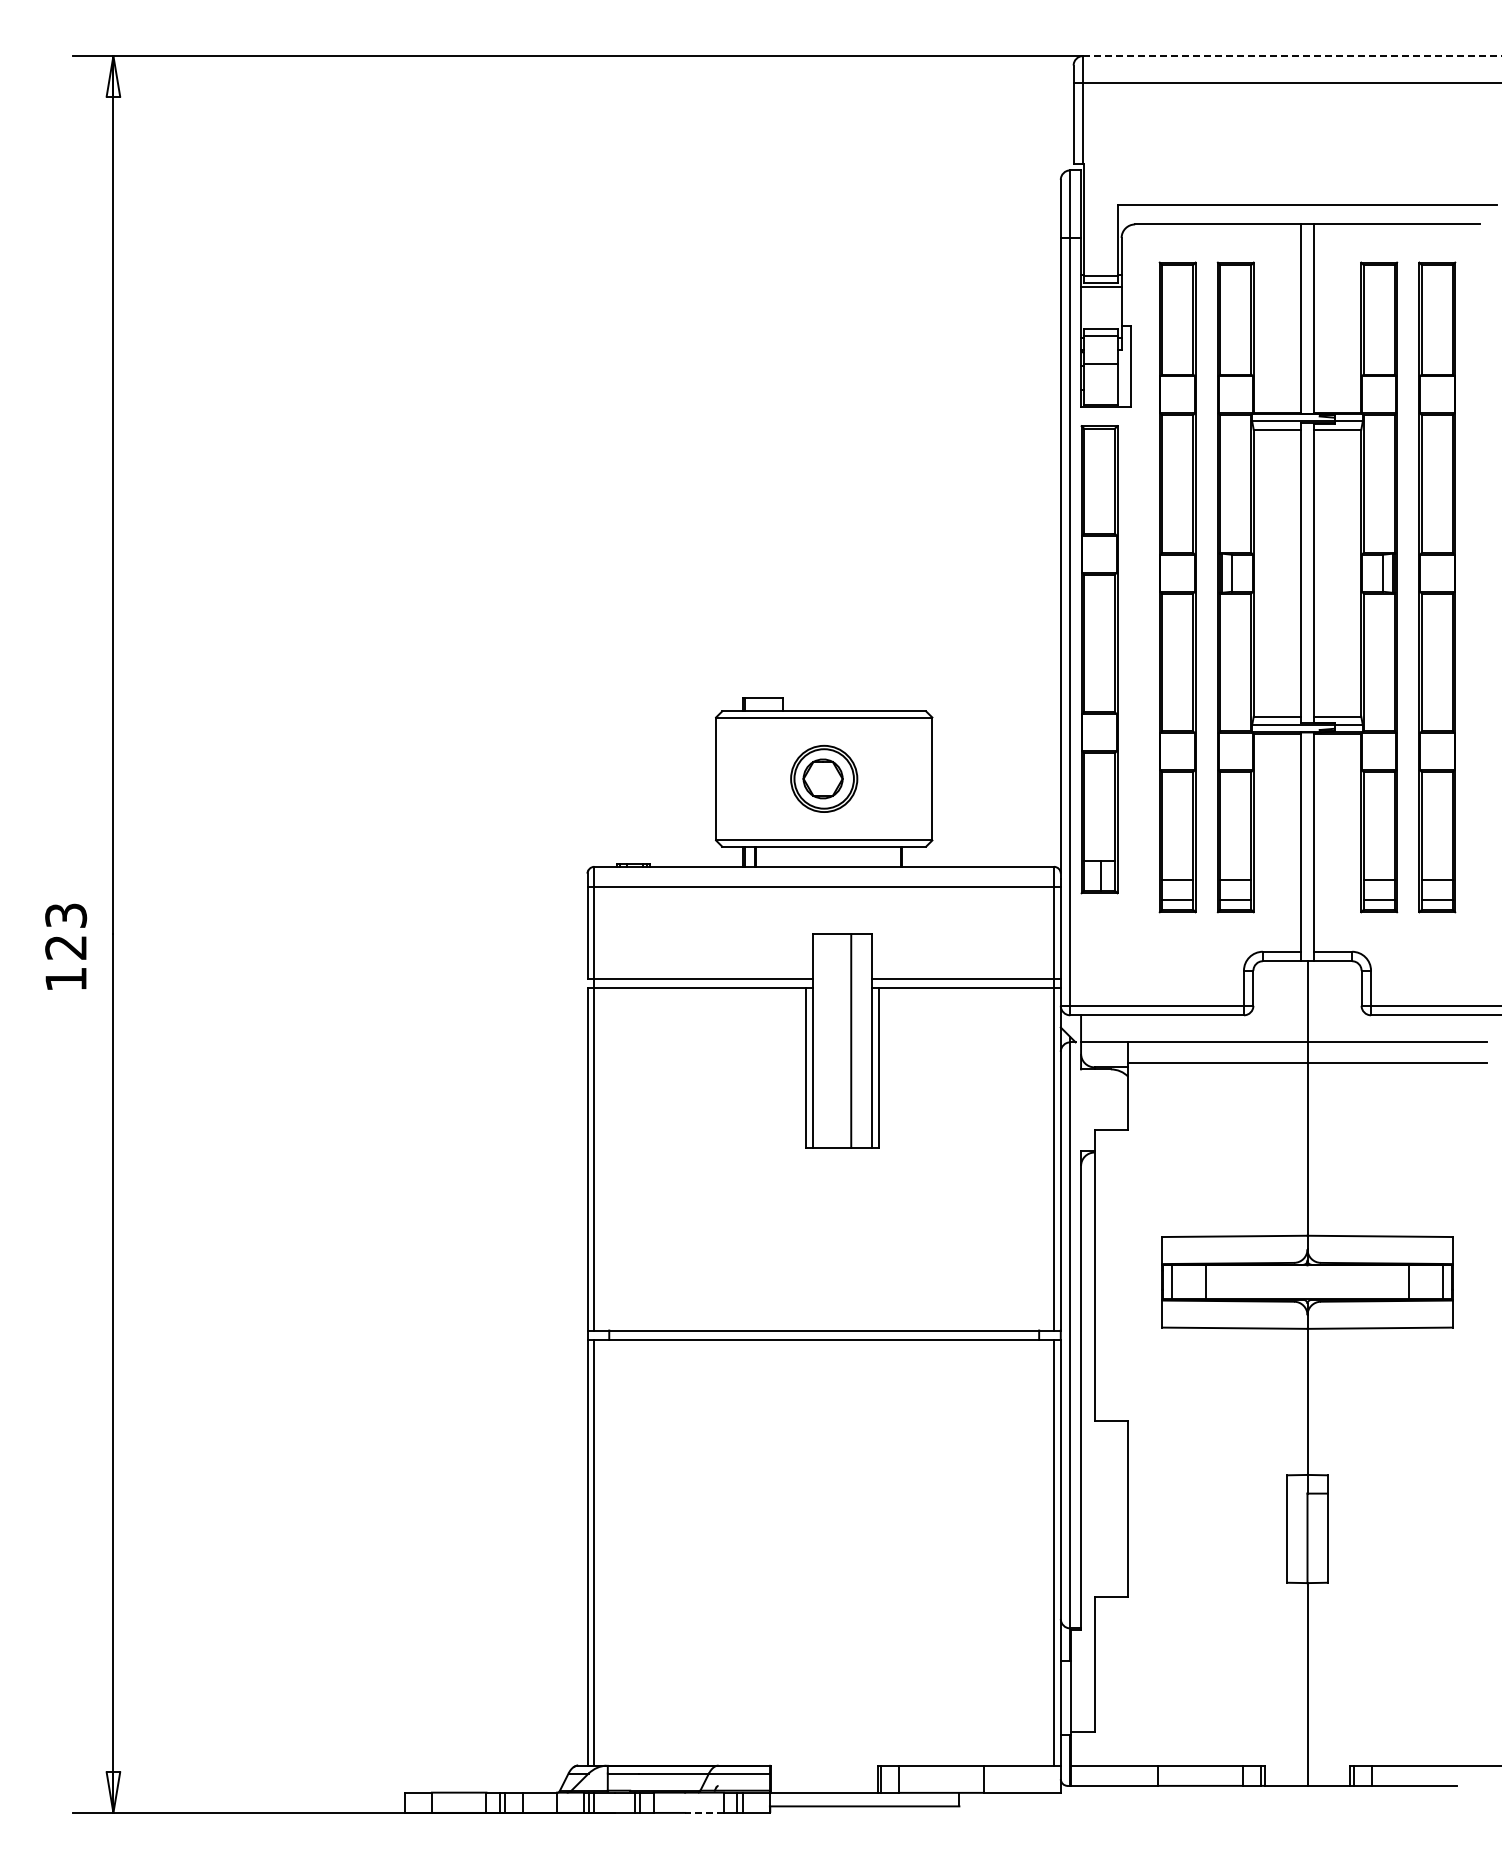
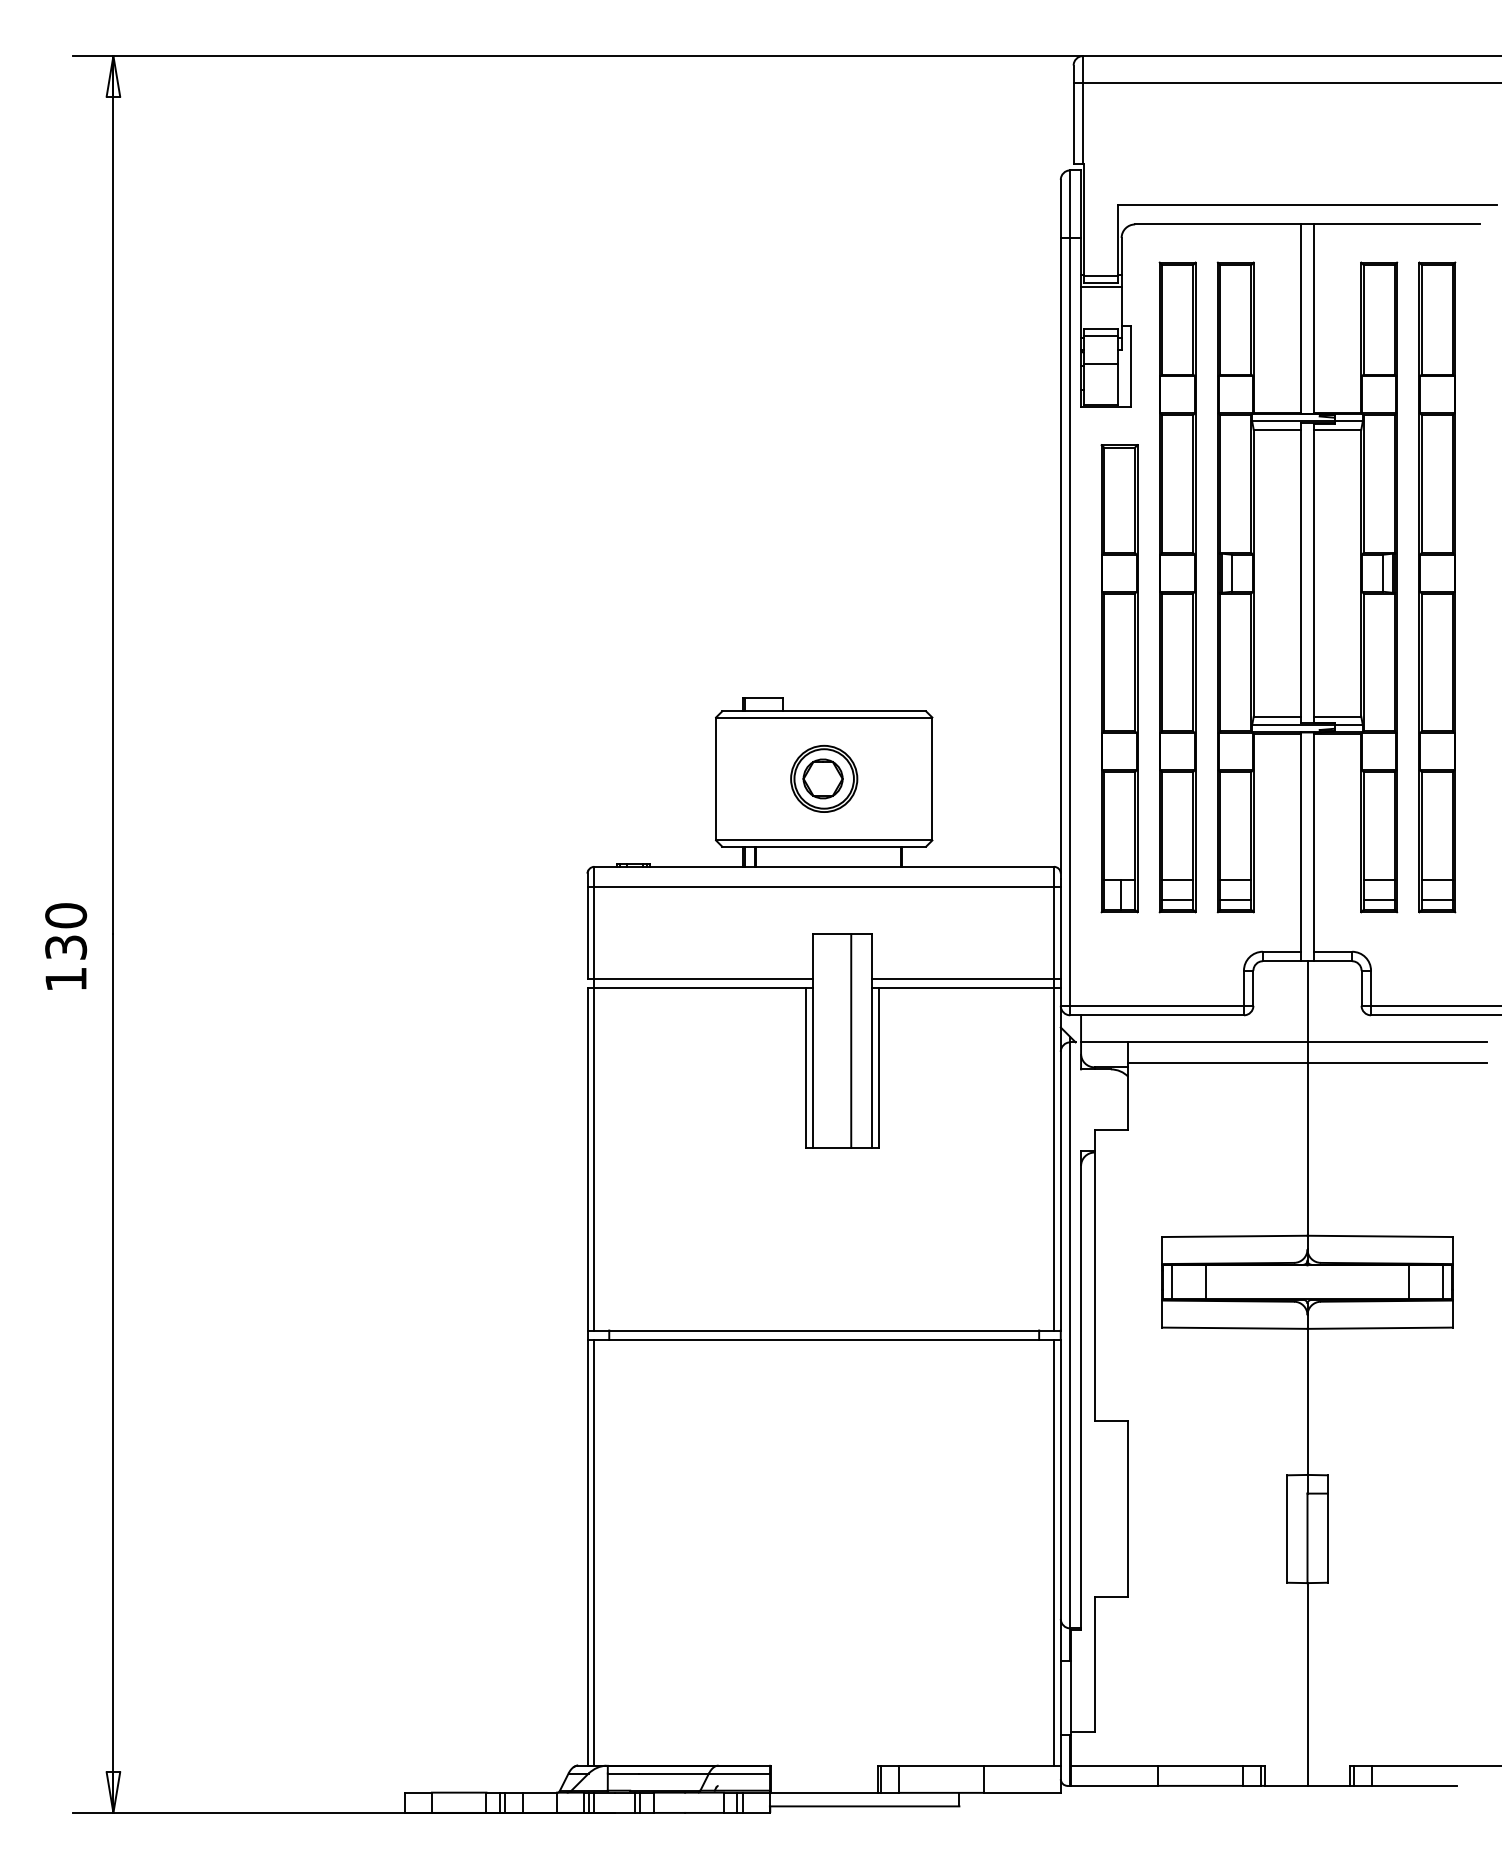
line: dashed -> solid (1293, 56)
part position: (1099, 659) -> (1119, 678) (1119, 678)
text: 123 -> 130 (66, 931)
line: dashed -> solid (704, 1812)
